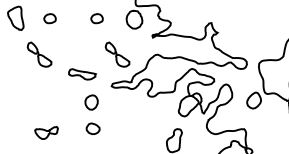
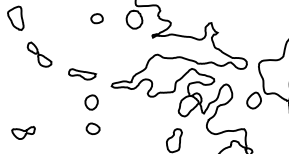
part: present -> none (49, 18)
part: present -> none (117, 54)
part position: (46, 132) -> (23, 132) (23, 132)
